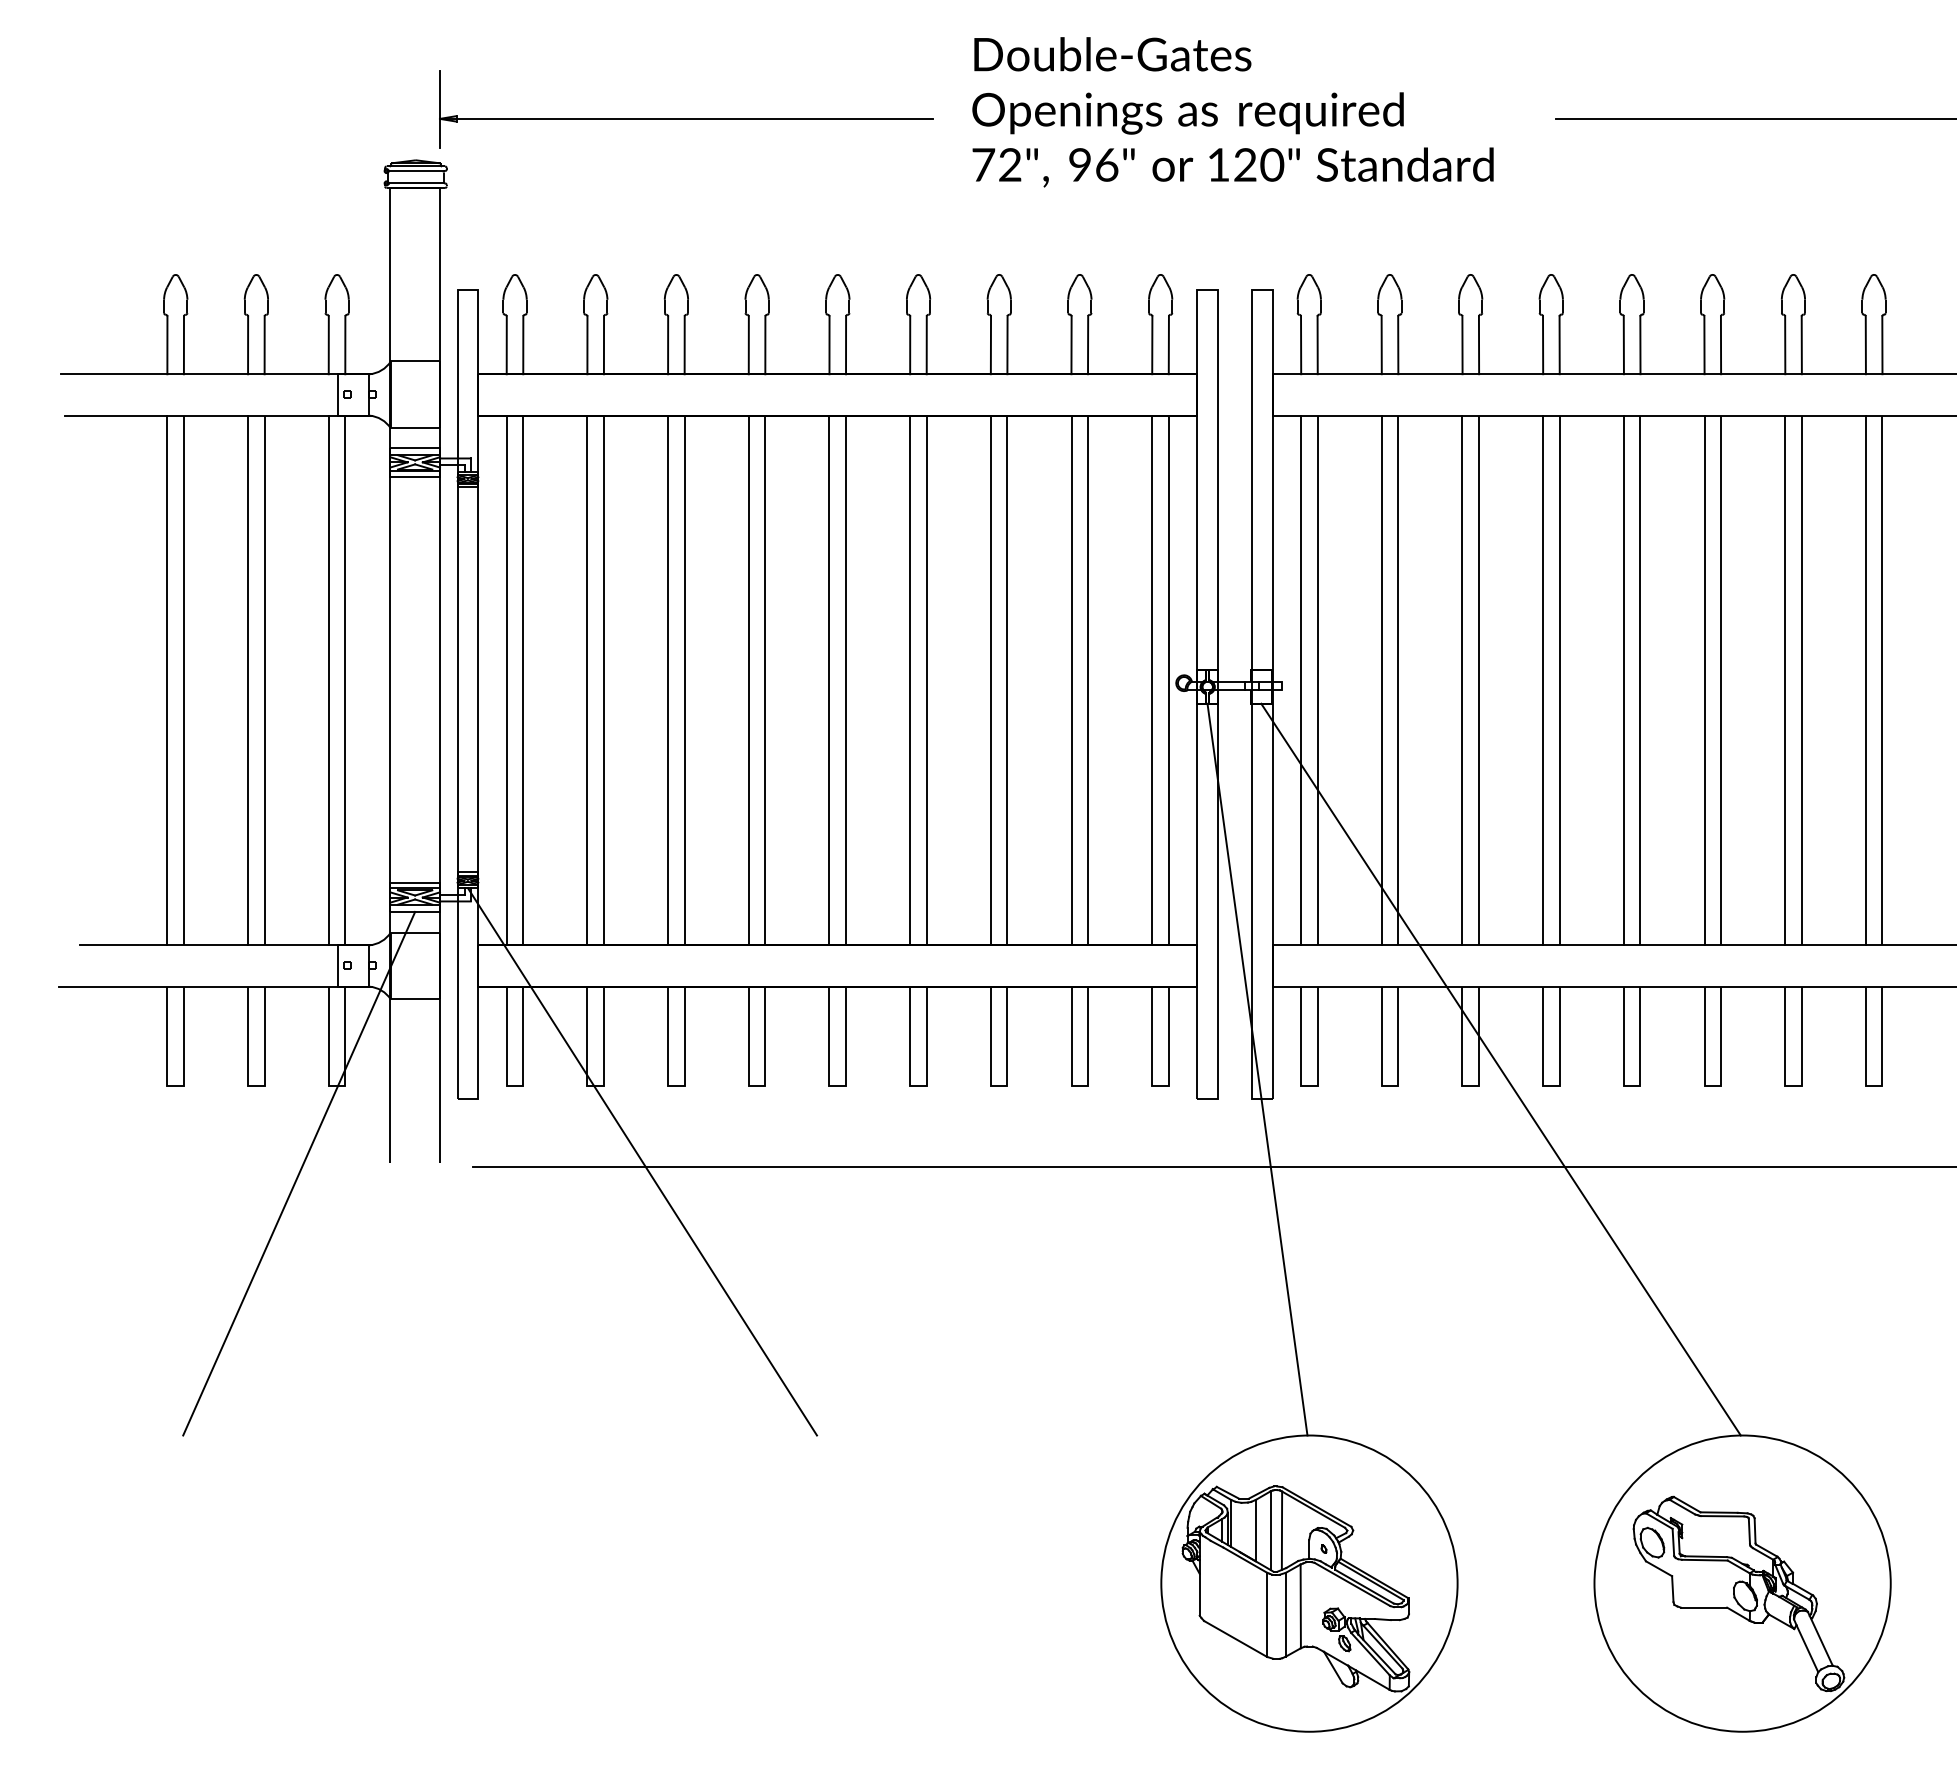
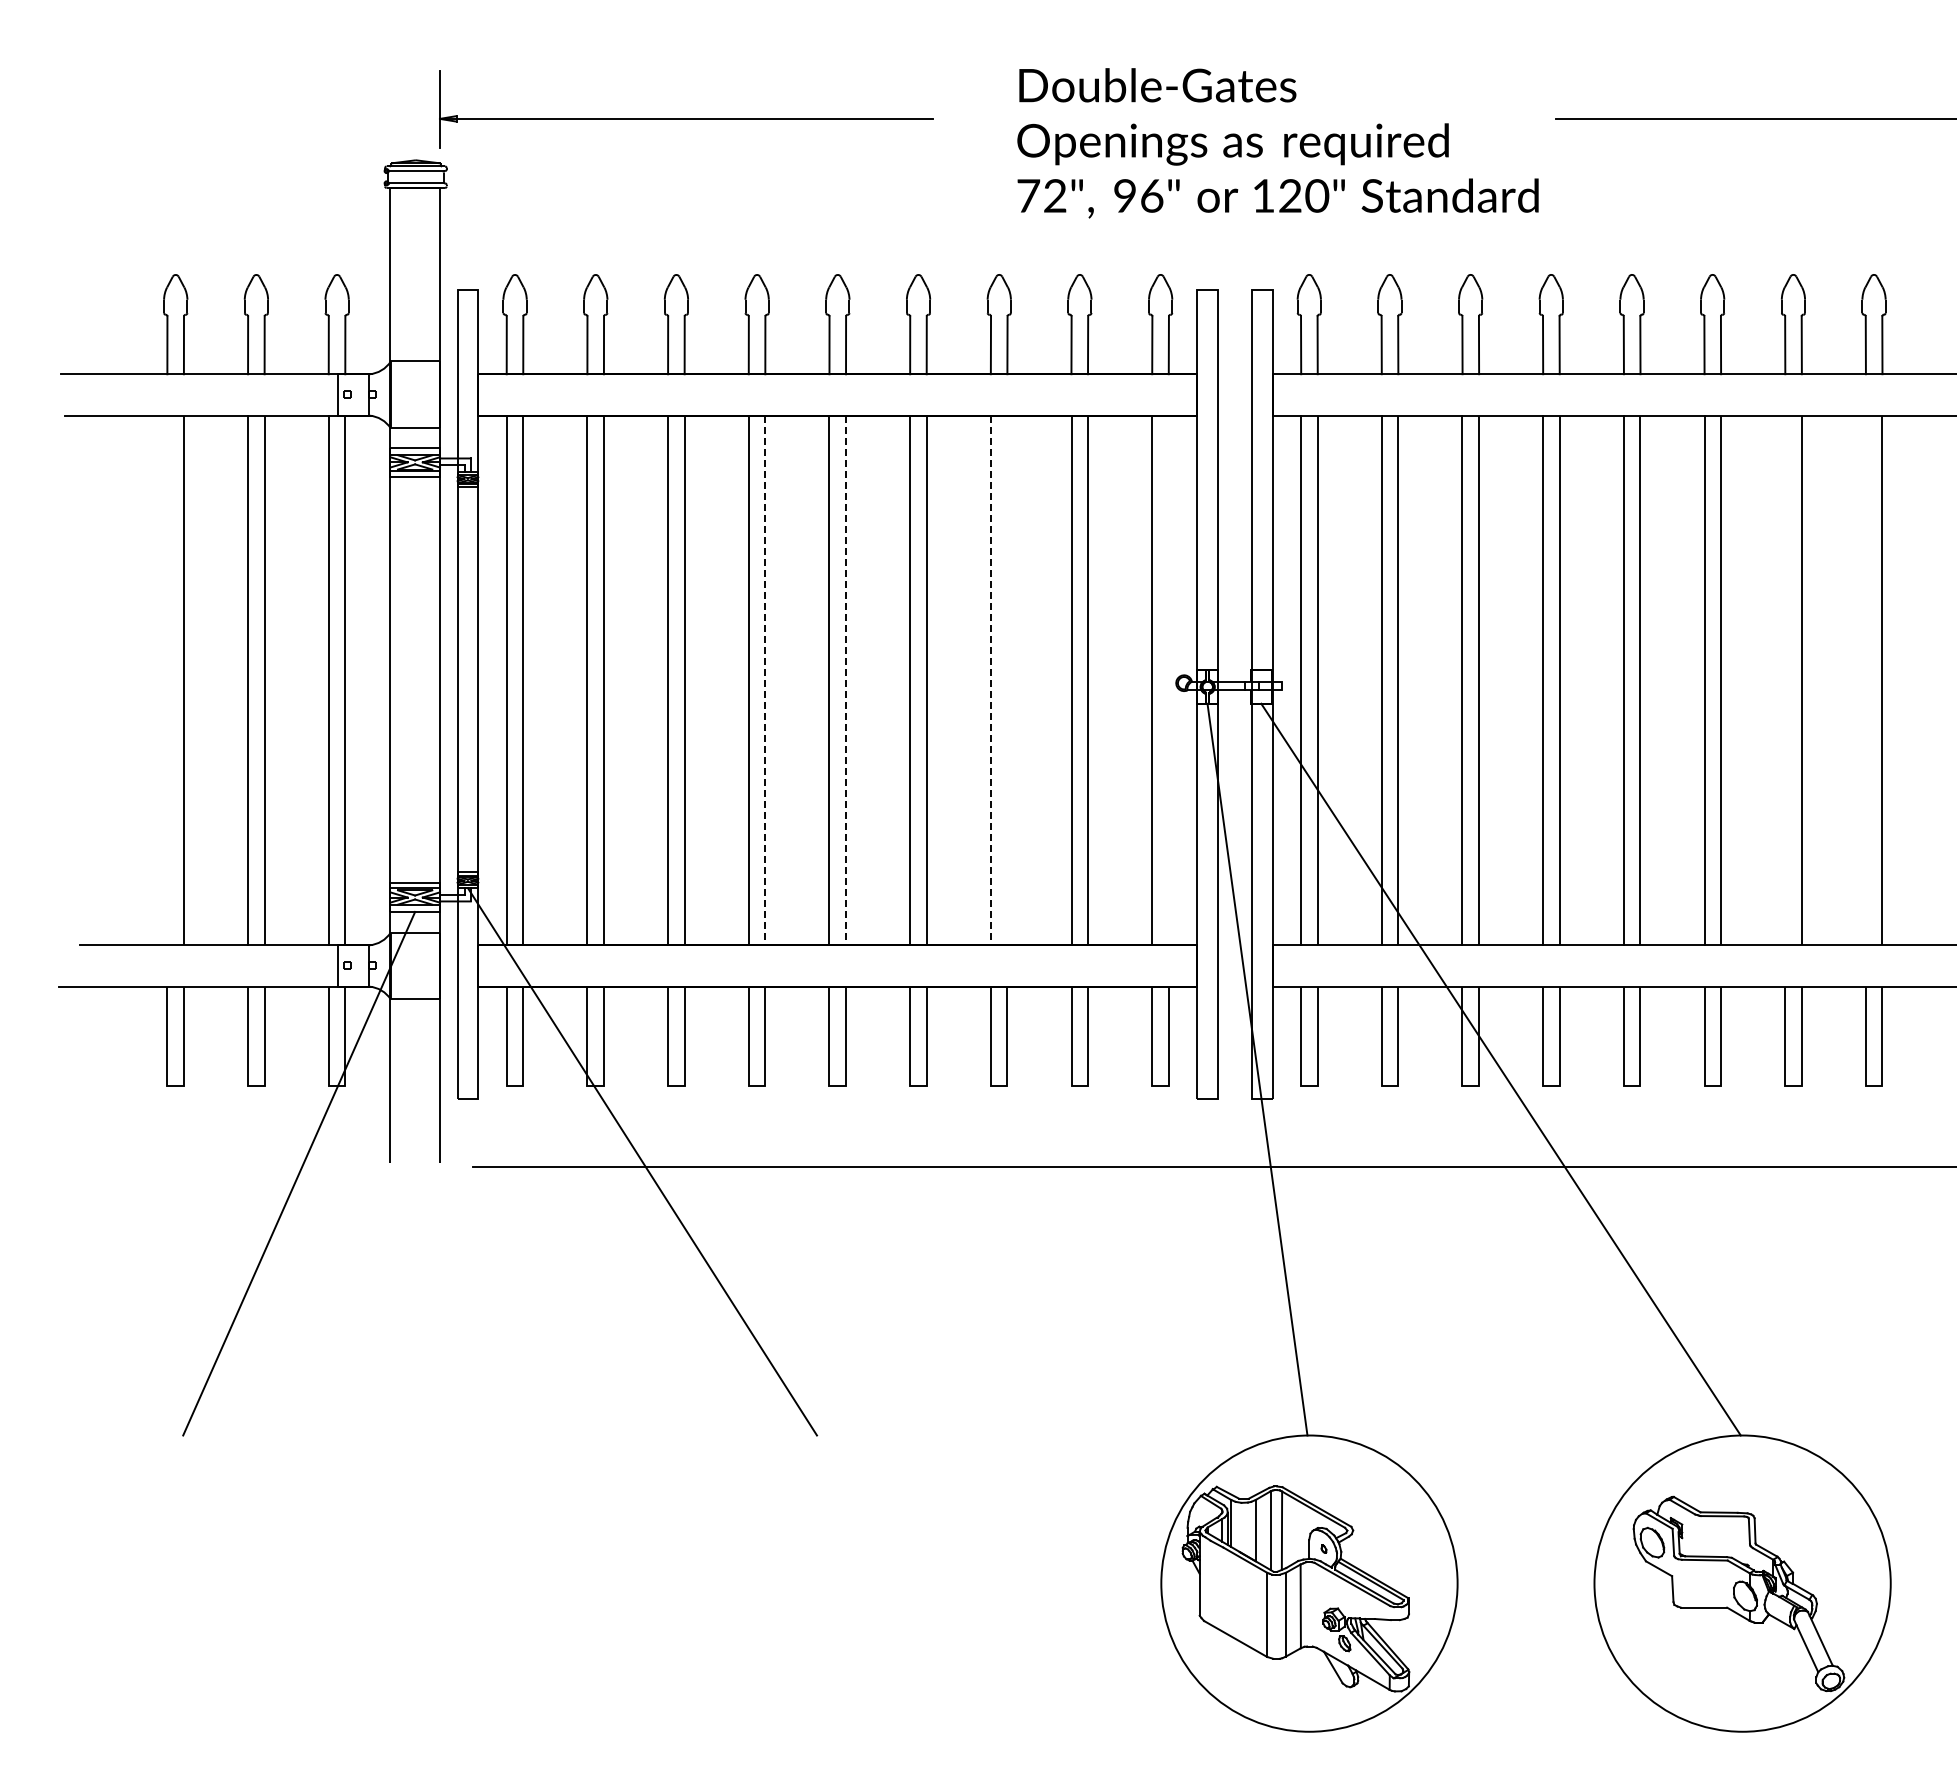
text position: (1232, 112) -> (1277, 143) (1277, 143)
line: present -> none (167, 680)
line: solid -> dashed (765, 680)
line: solid -> dashed (846, 680)
line: solid -> dashed (990, 680)
line: present -> none (1007, 680)
line: present -> none (1168, 680)
line: present -> none (1785, 680)
line: present -> none (1865, 680)
